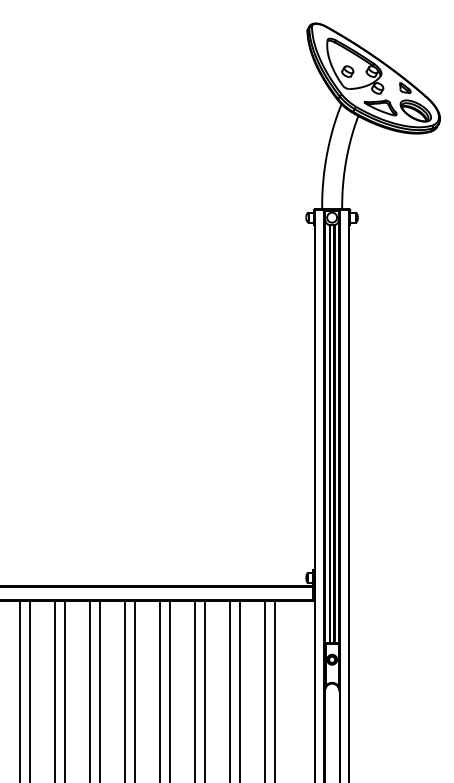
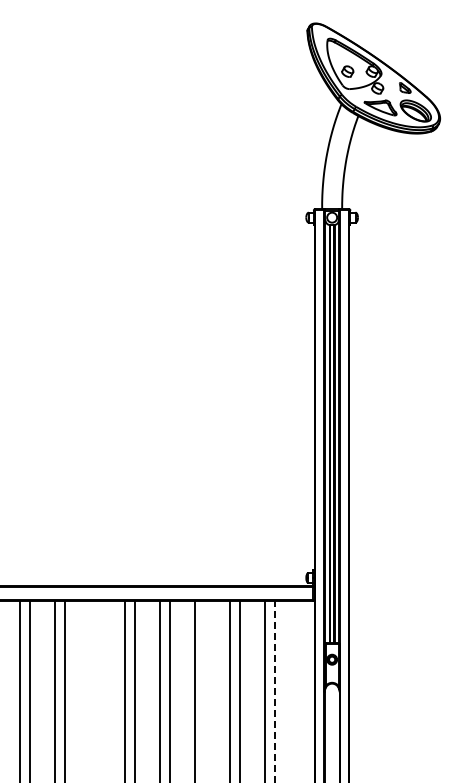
line: present -> none (89, 689)
line: present -> none (99, 689)
line: present -> none (204, 689)
line: solid -> dashed (274, 691)
